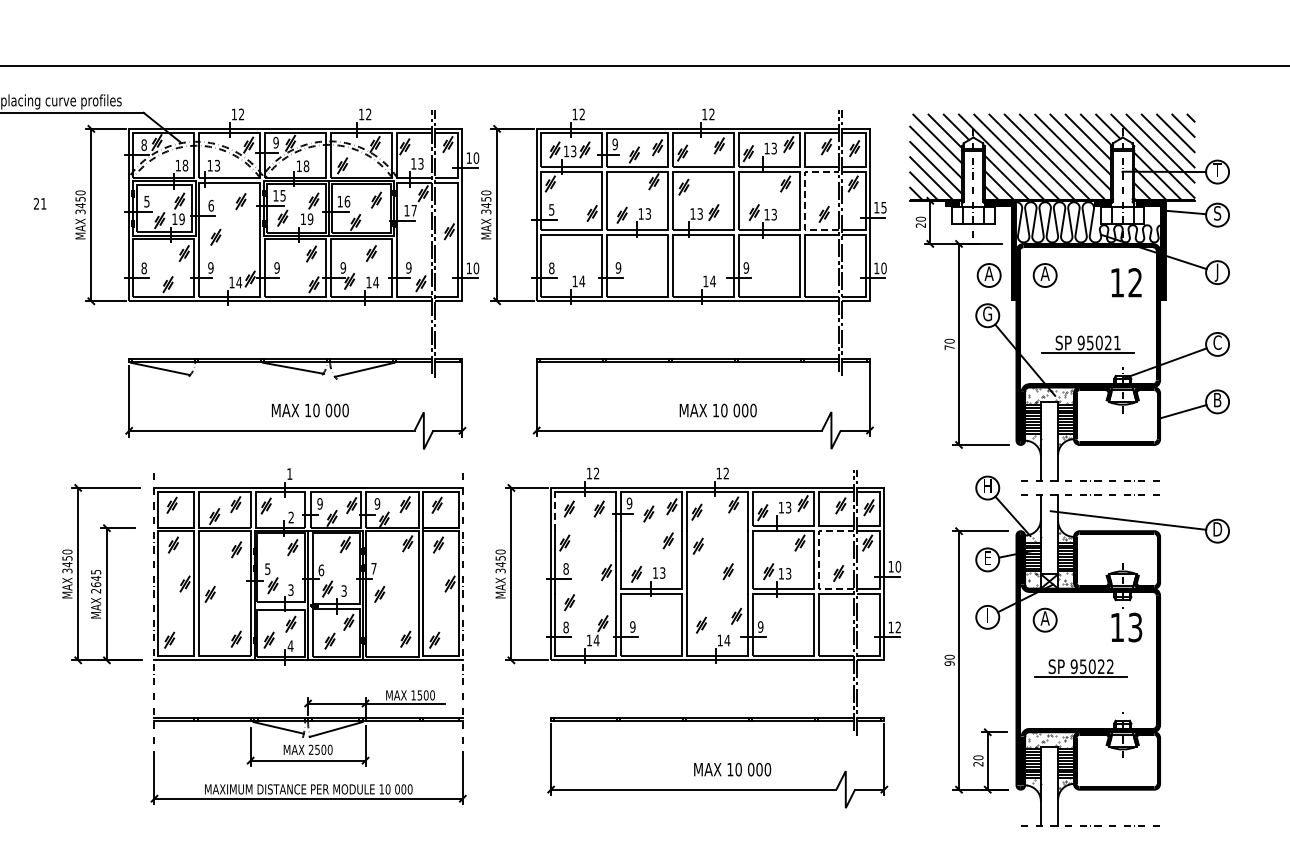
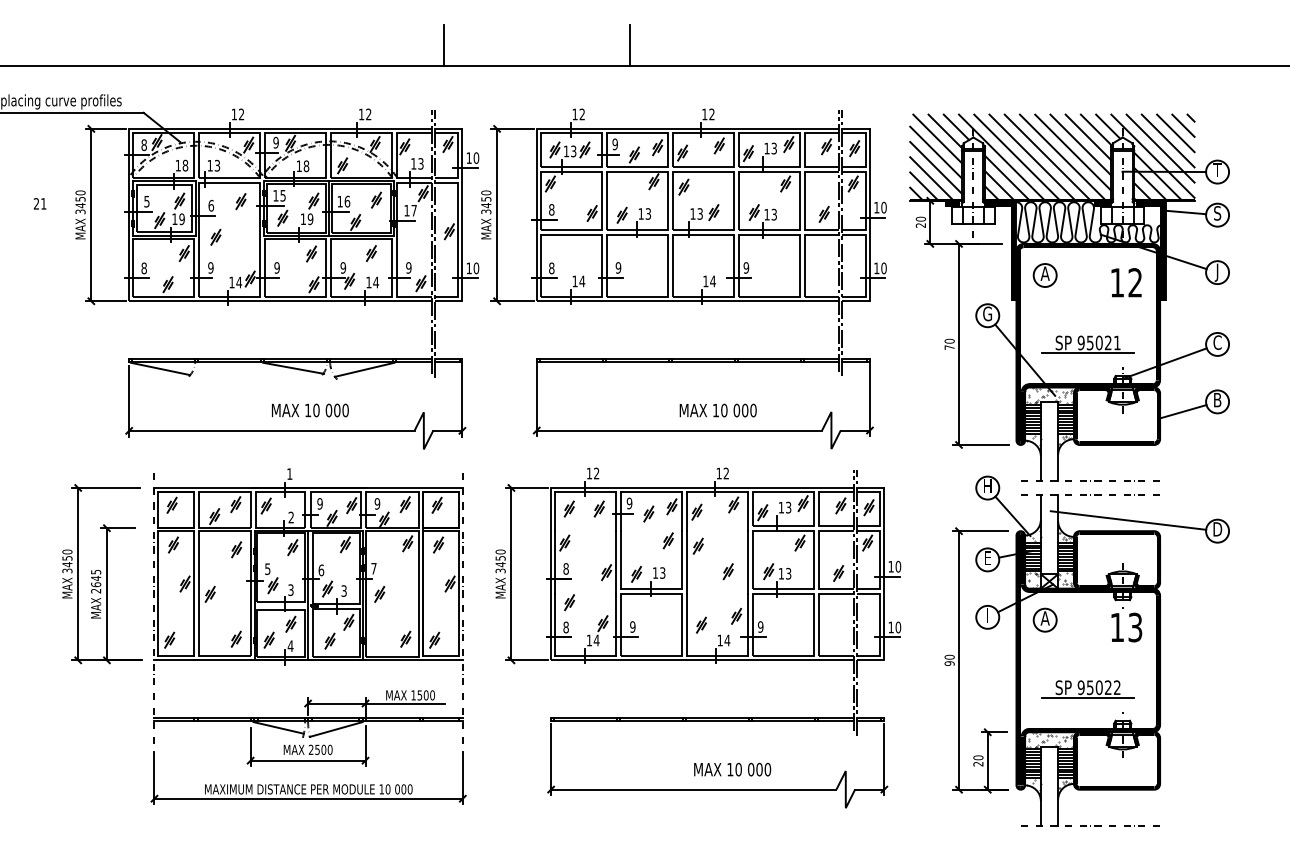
line: none -> present (443, 45)
line: none -> present (630, 45)
line: dashed -> solid (805, 200)
text: 15 -> 10 (883, 207)
text: 5 -> 8 (551, 209)
part: present -> none (988, 275)
line: dashed -> solid (555, 510)
line: dashed -> solid (819, 559)
text: 12 -> 10 (898, 627)
part position: (1080, 668) -> (1087, 689) (1087, 689)
